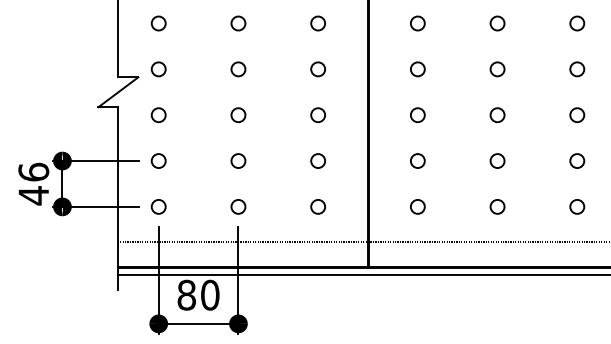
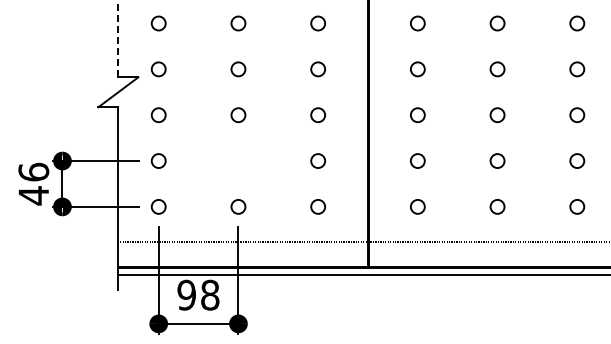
line: solid -> dashed (118, 38)
circle: present -> none (238, 160)
text: 80 -> 98 (198, 294)
